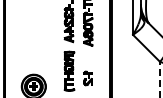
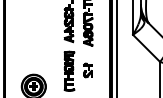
line: none -> present (117, 48)
part position: (87, 78) -> (87, 70) (87, 70)
line: dashed -> solid (160, 79)
